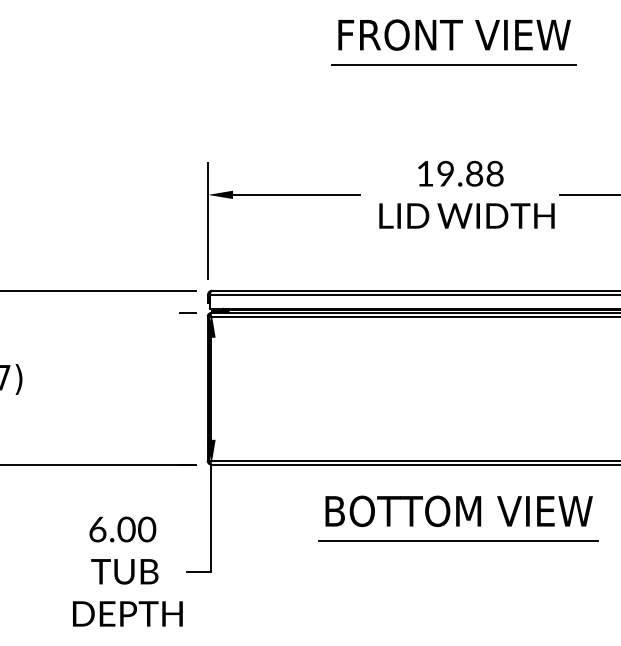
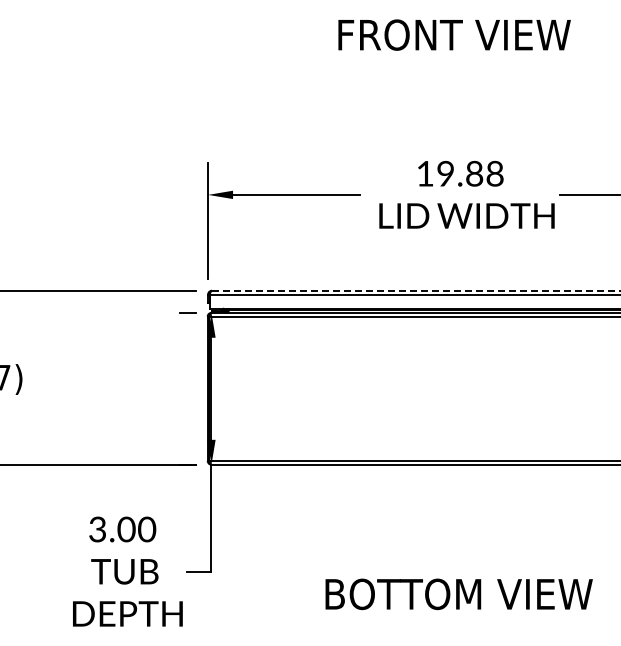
line: present -> none (453, 65)
line: solid -> dashed (416, 290)
text position: (458, 511) -> (458, 594) (458, 594)
text: 6.00 -> 3.00 (97, 529)
line: present -> none (458, 541)
